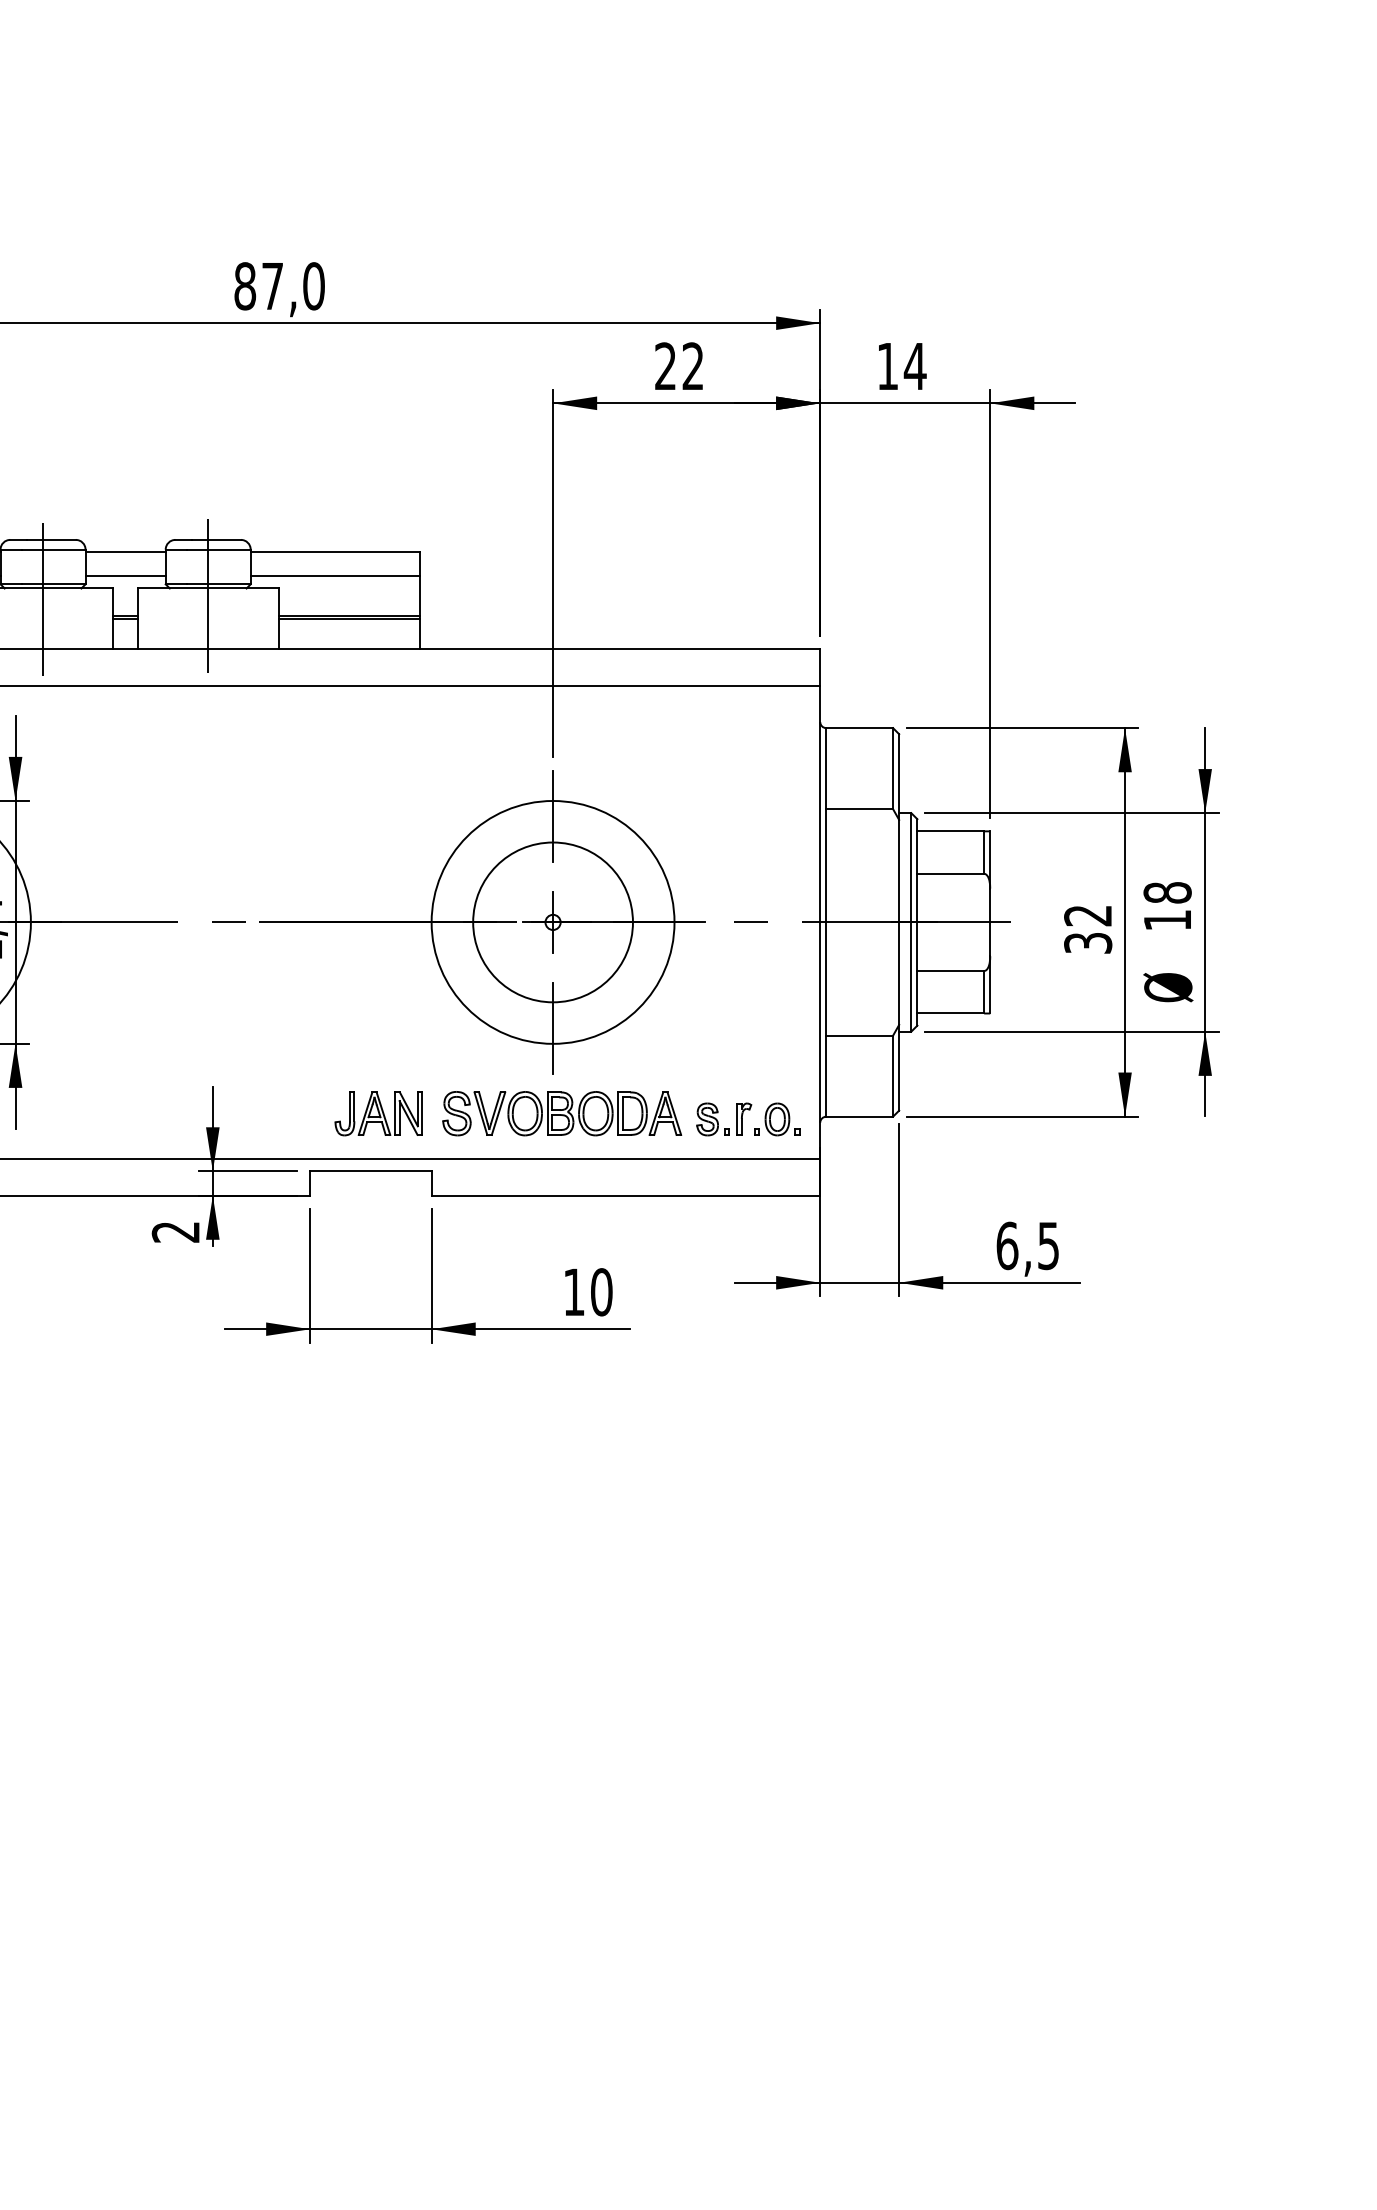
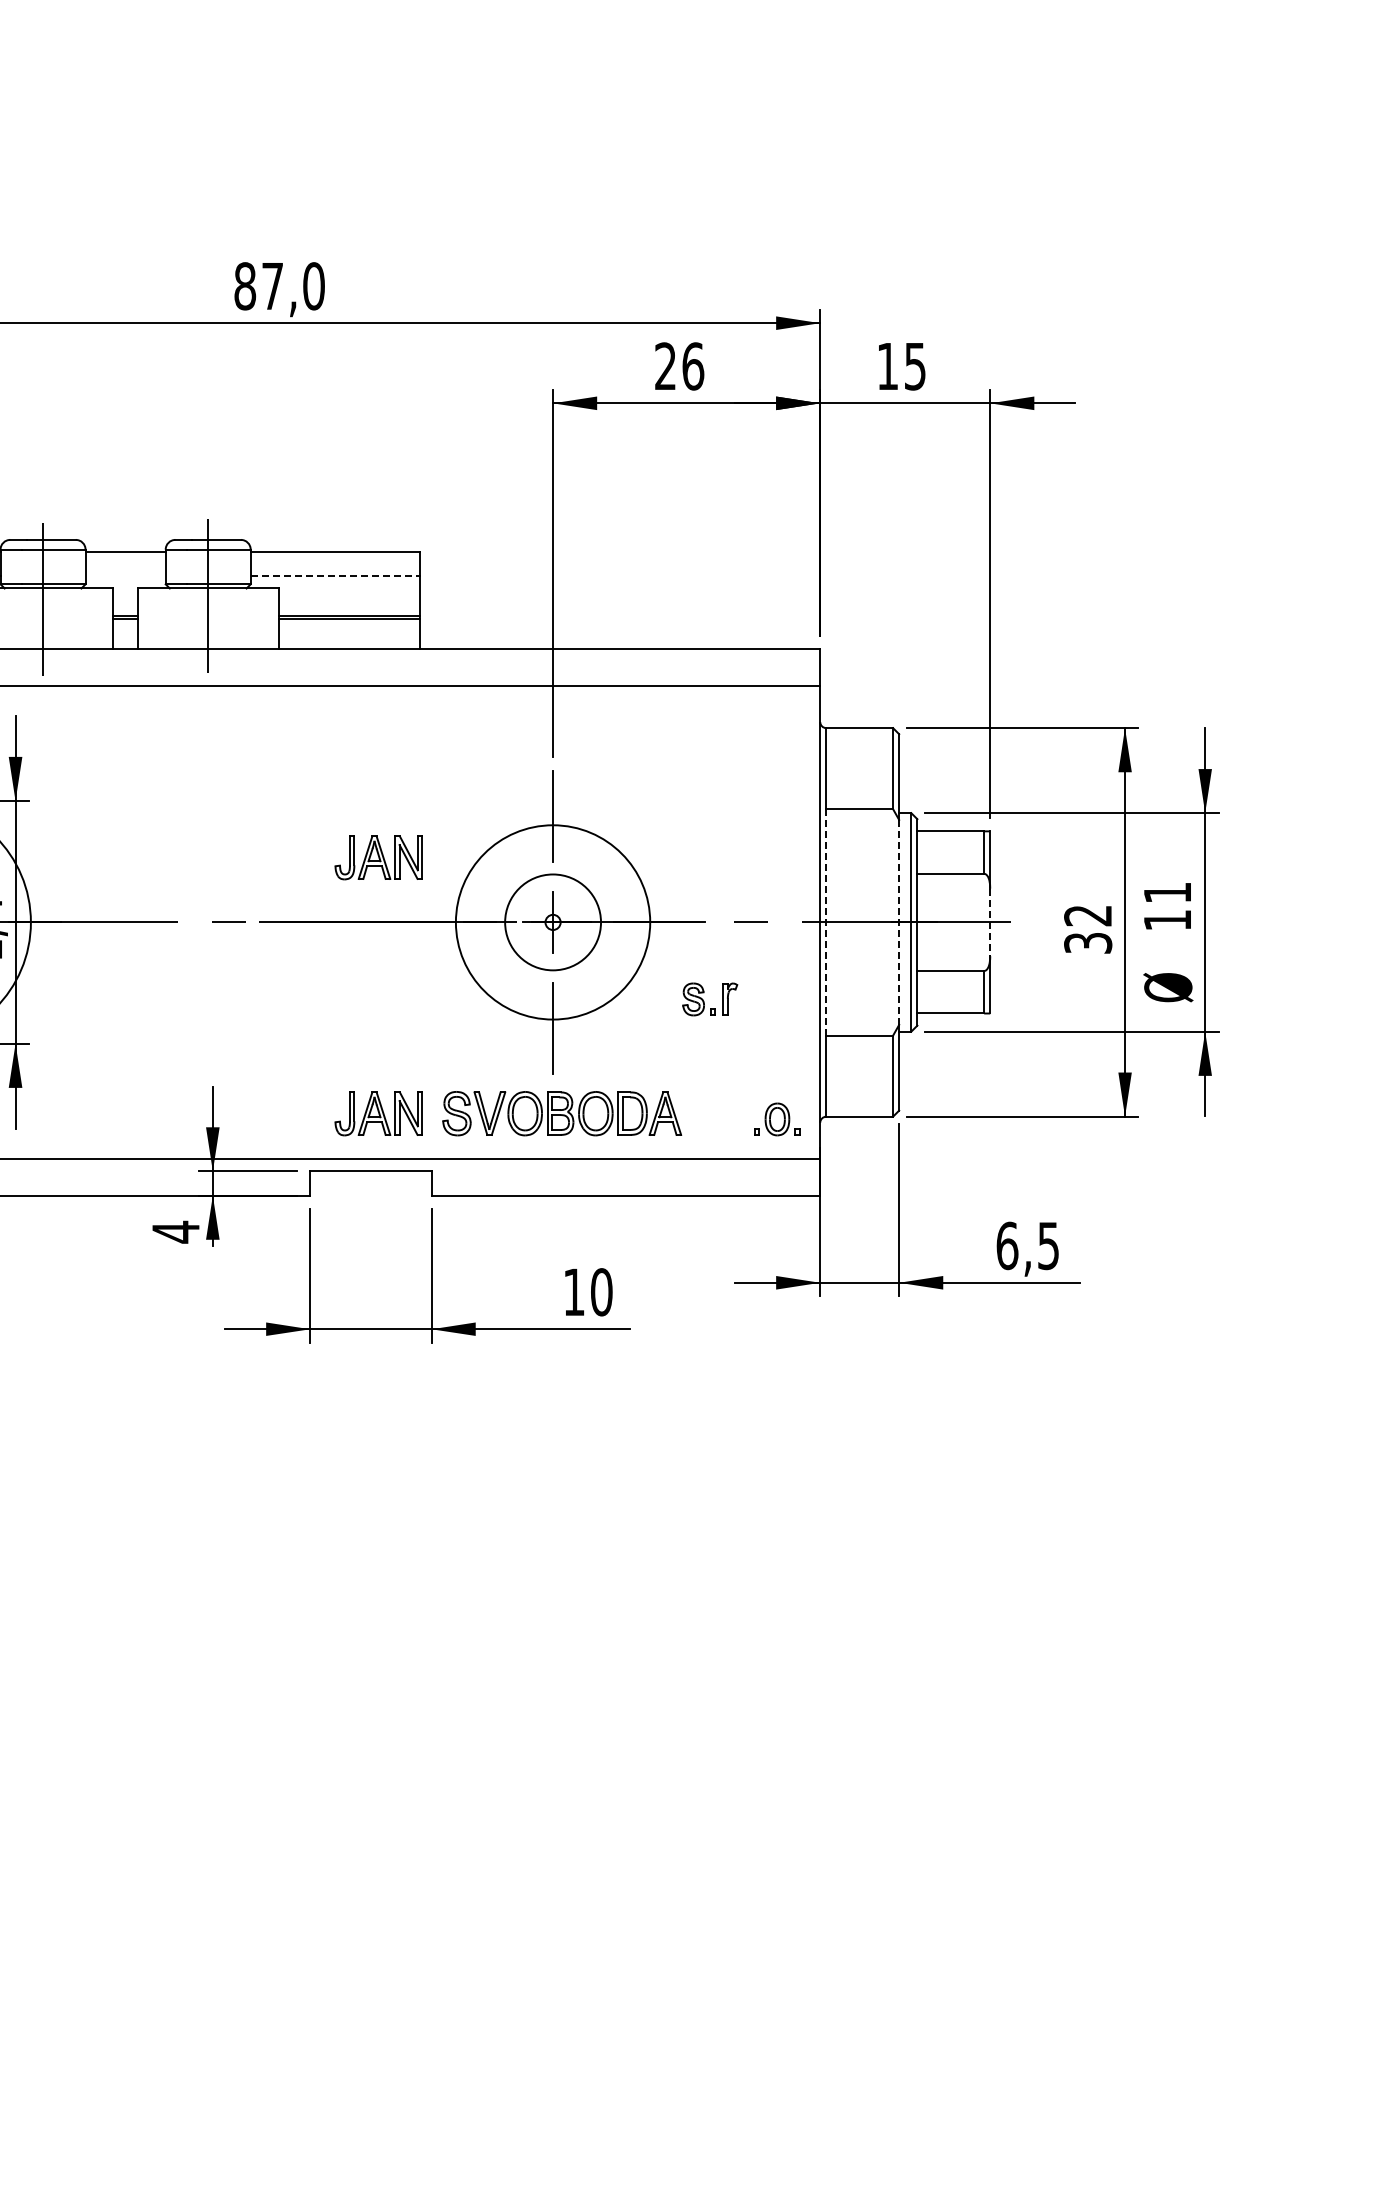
text: 22 -> 26 (693, 366)
text: 14 -> 15 (914, 366)
line: present -> none (125, 576)
line: solid -> dashed (335, 576)
part: none -> present (378, 857)
text: 18 -> 11 (1167, 892)
circle diameter: 243 px -> 194 px (552, 922)
circle diameter: 160 px -> 96 px (553, 922)
line: solid -> dashed (826, 922)
line: solid -> dashed (899, 922)
line: solid -> dashed (990, 922)
part position: (718, 1121) -> (704, 1001) (704, 1001)
text: 2 -> 4 (175, 1231)
